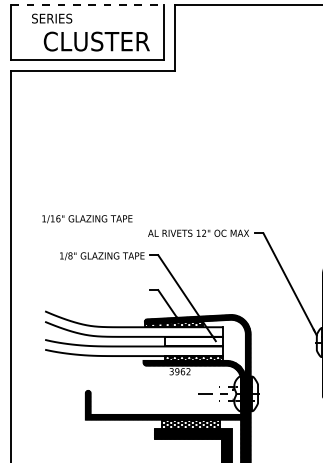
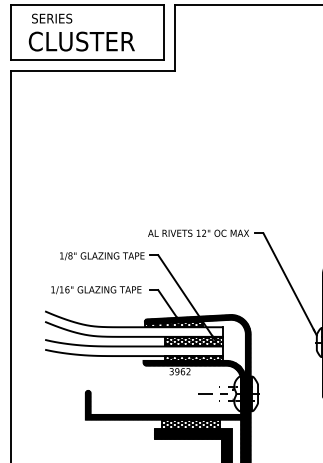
line: dashed -> solid (87, 5)
text position: (96, 41) -> (81, 41) (81, 41)
text position: (87, 219) -> (96, 290) (96, 290)
hatch: none -> present (193, 341)
